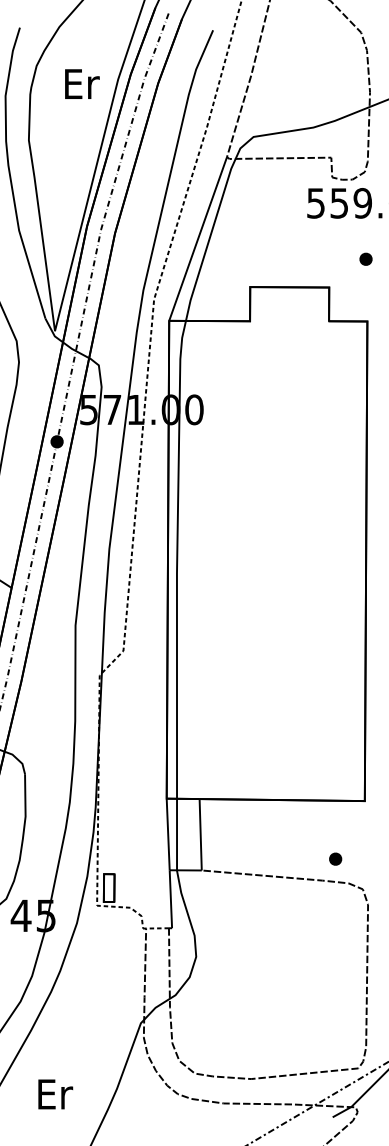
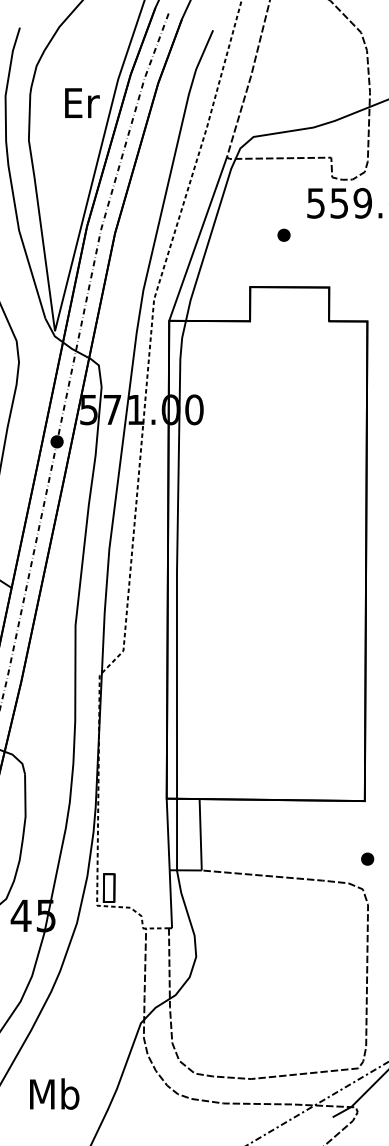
text position: (82, 83) -> (82, 102) (82, 102)
part position: (365, 258) -> (283, 234) (283, 234)
part position: (335, 858) -> (367, 858) (367, 858)
text: Er -> Mb (54, 1093)
